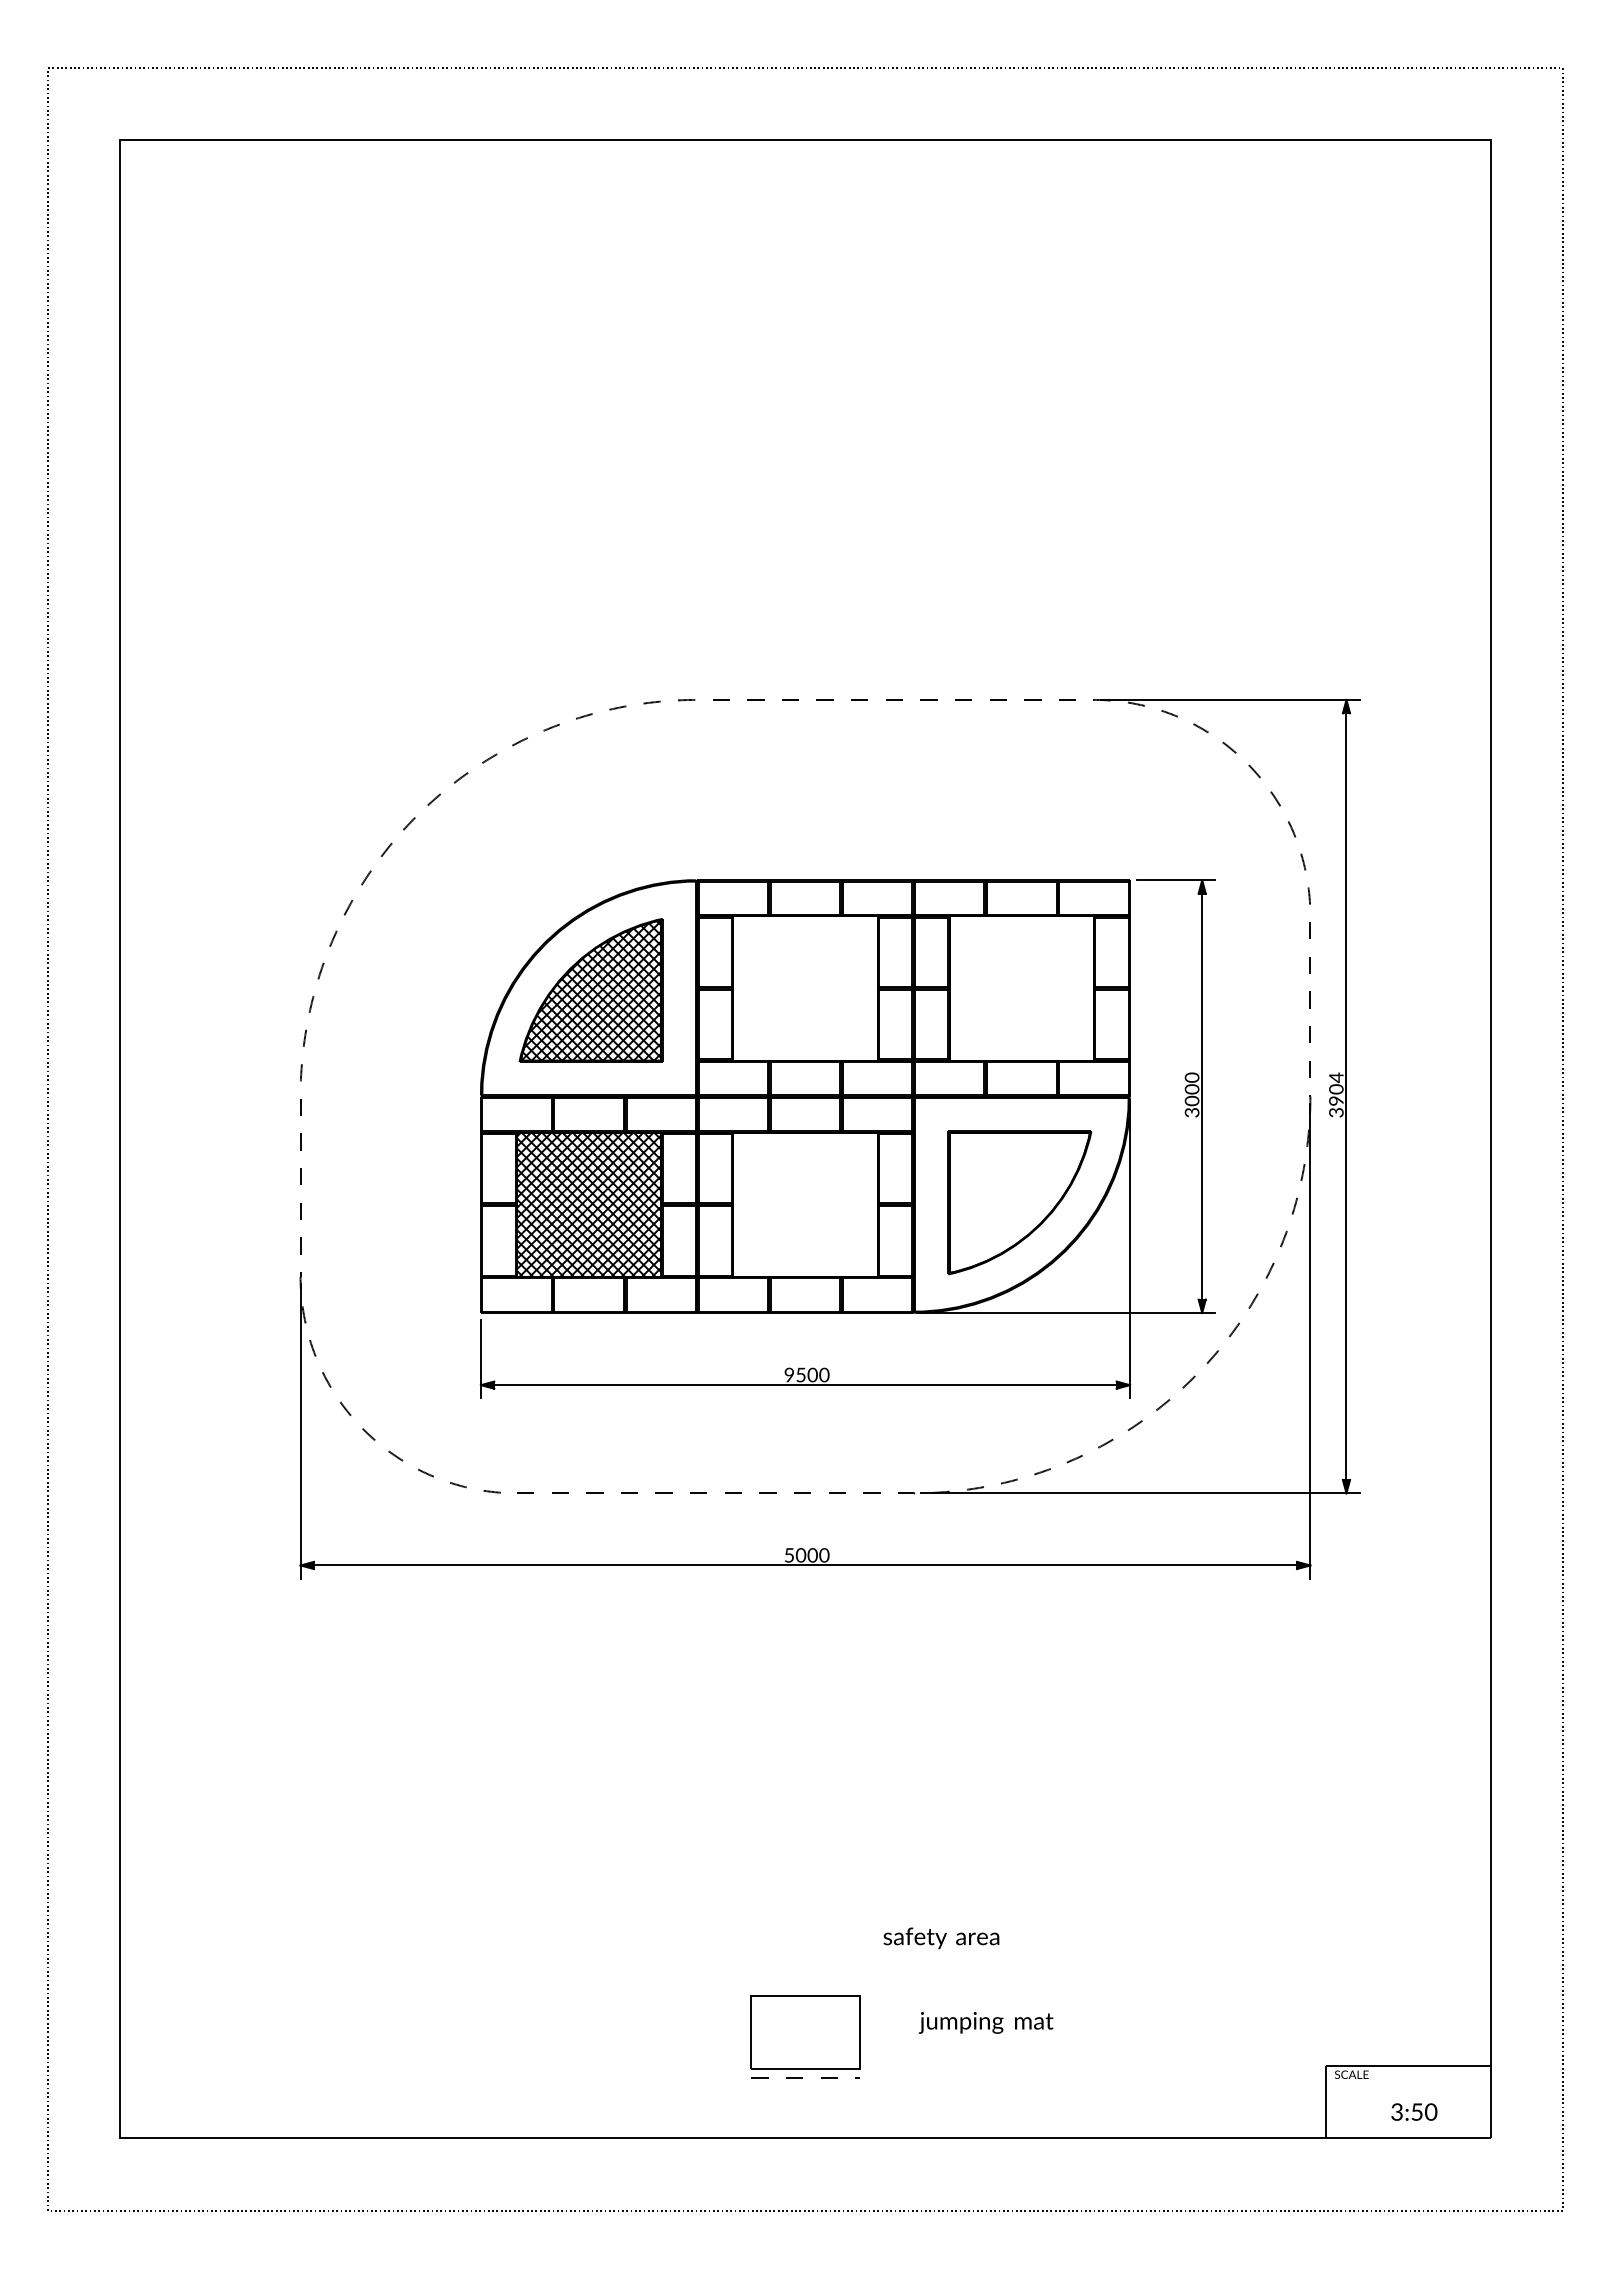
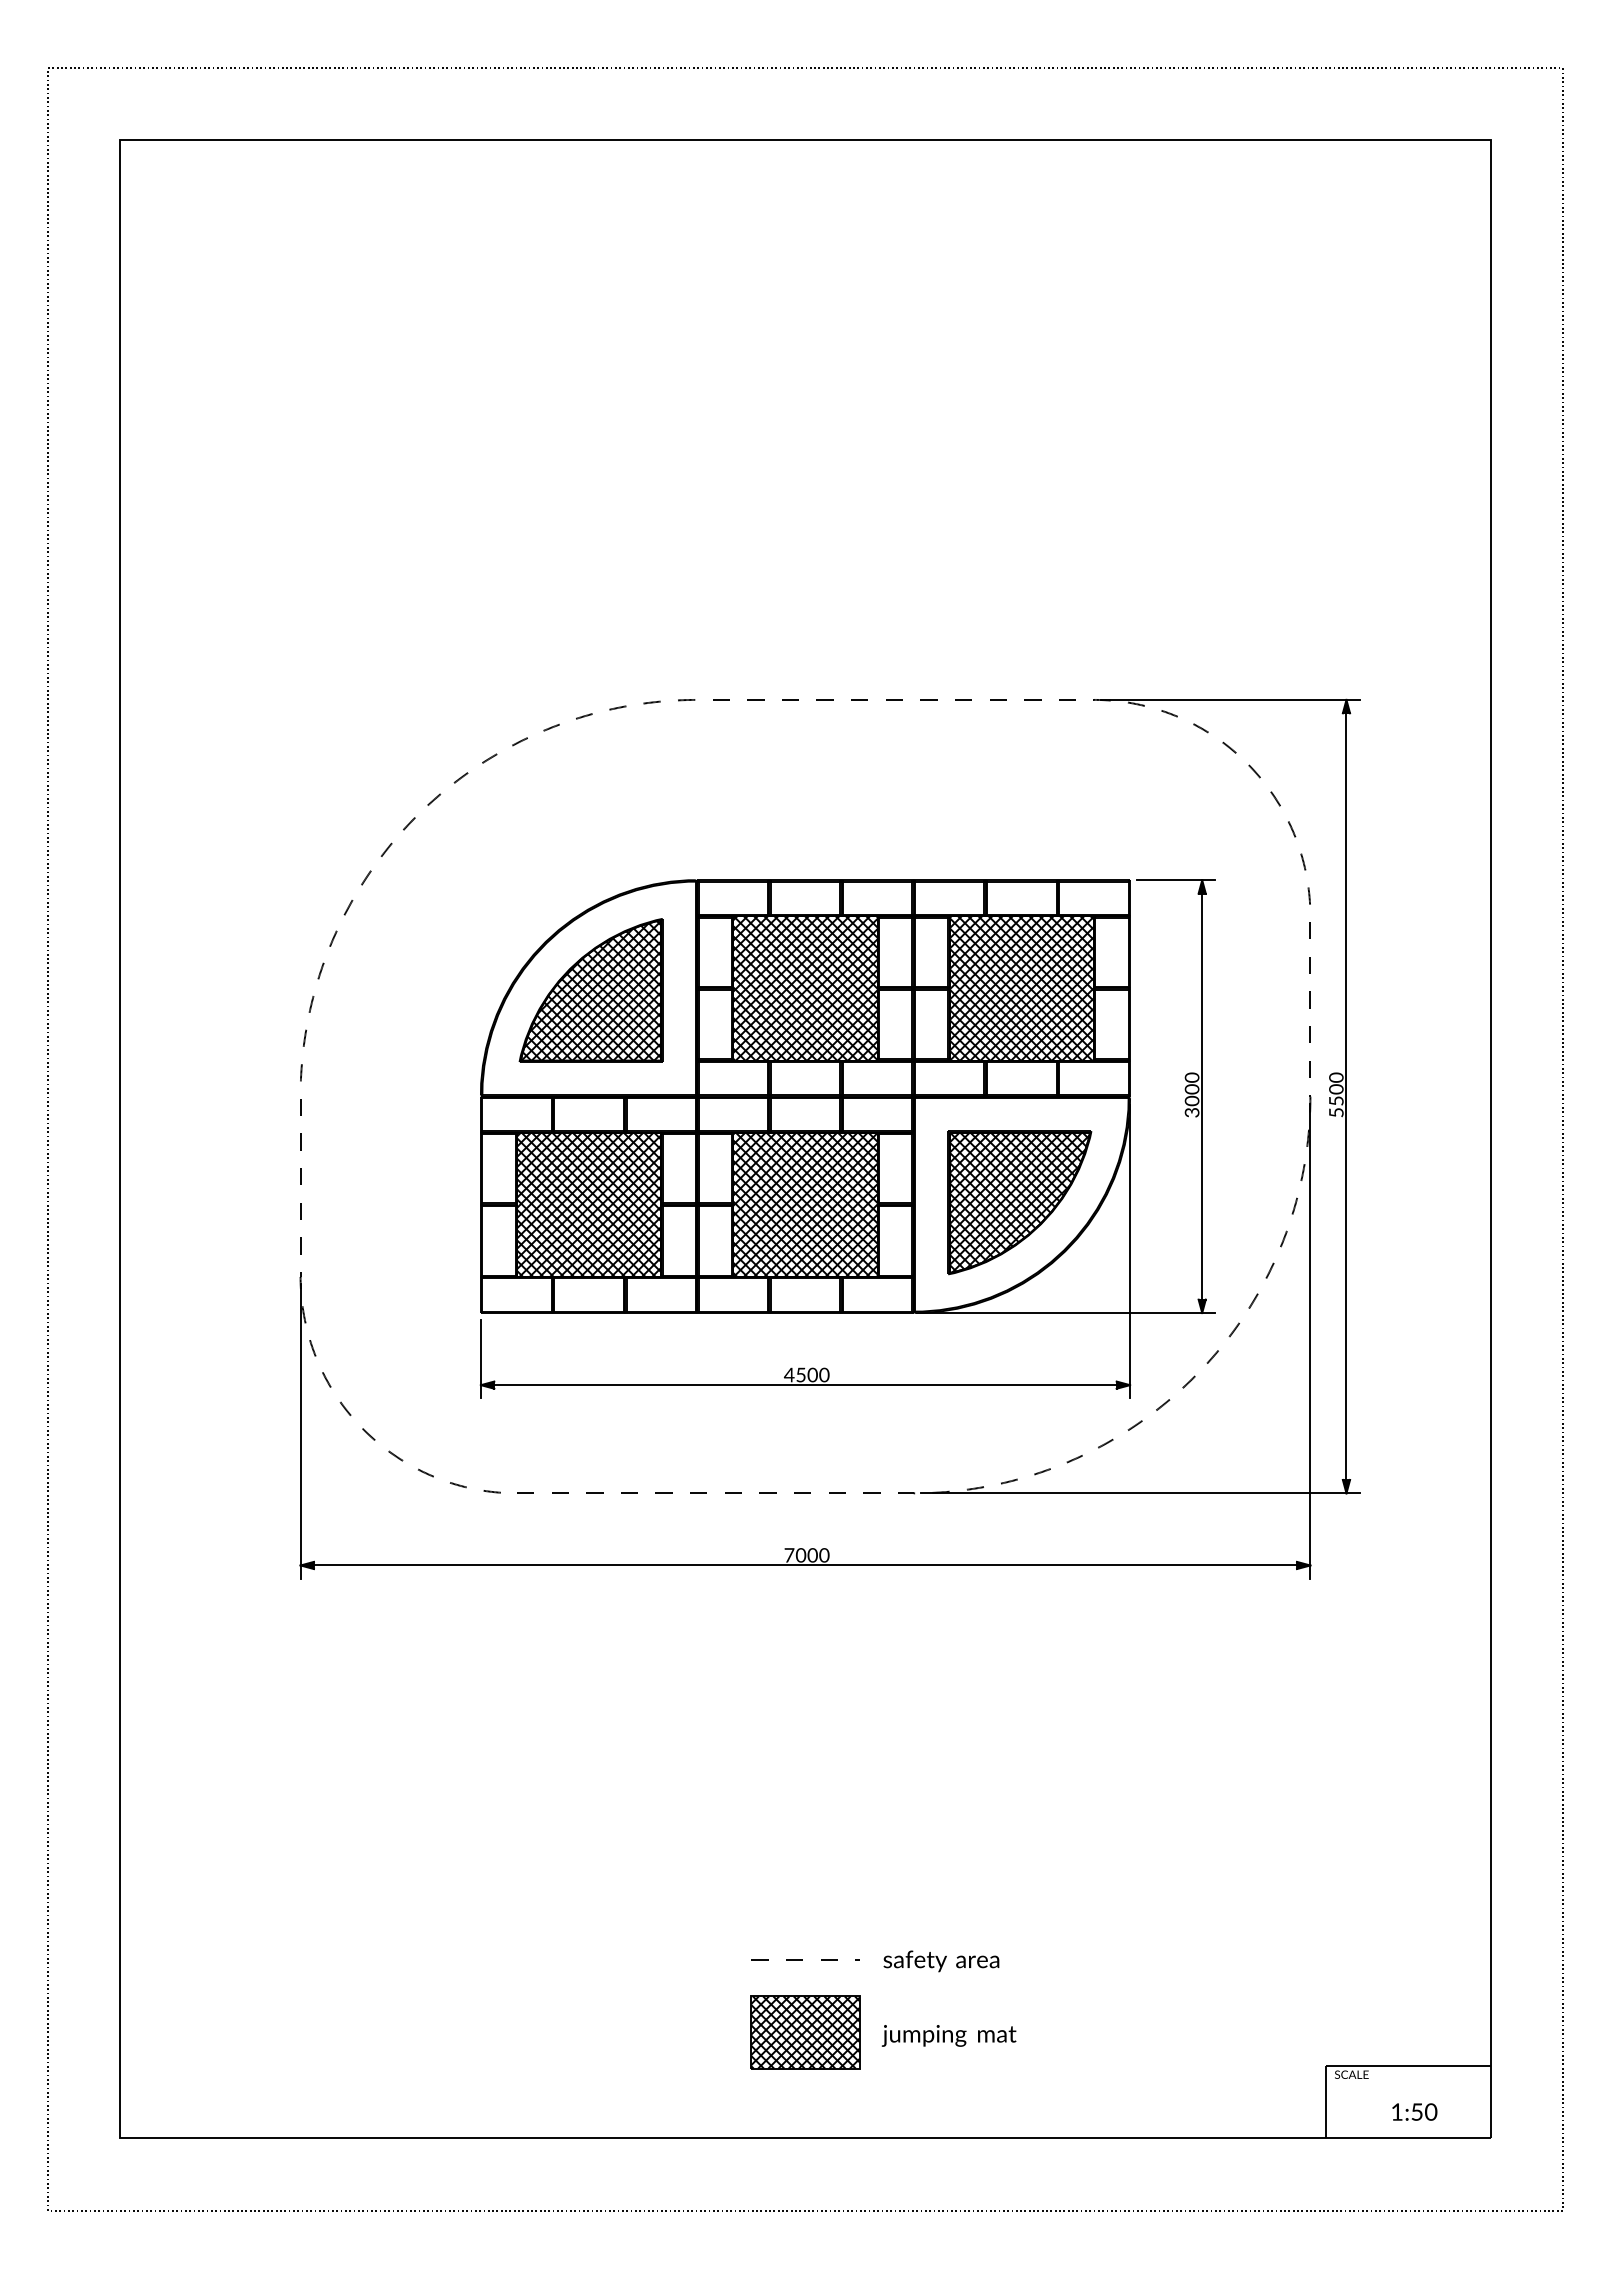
hatch: none -> present (805, 988)
hatch: none -> present (1021, 988)
text: 3904 -> 5500 (1336, 1094)
hatch: none -> present (1019, 1202)
hatch: none -> present (805, 1204)
text: 9500 -> 4500 (788, 1374)
text: 5000 -> 7000 (789, 1555)
text position: (941, 1938) -> (941, 1961) (941, 1961)
text position: (985, 2022) -> (948, 2035) (948, 2035)
hatch: none -> present (805, 2032)
line position: (802, 2077) -> (802, 1959) (802, 1959)
text: 3:50 -> 1:50 (1396, 2111)
